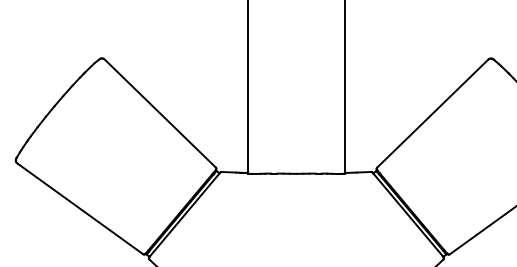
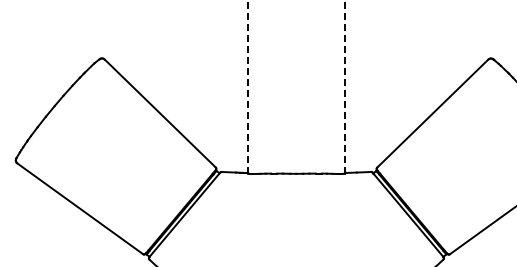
line: solid -> dashed (248, 86)
line: solid -> dashed (344, 86)
